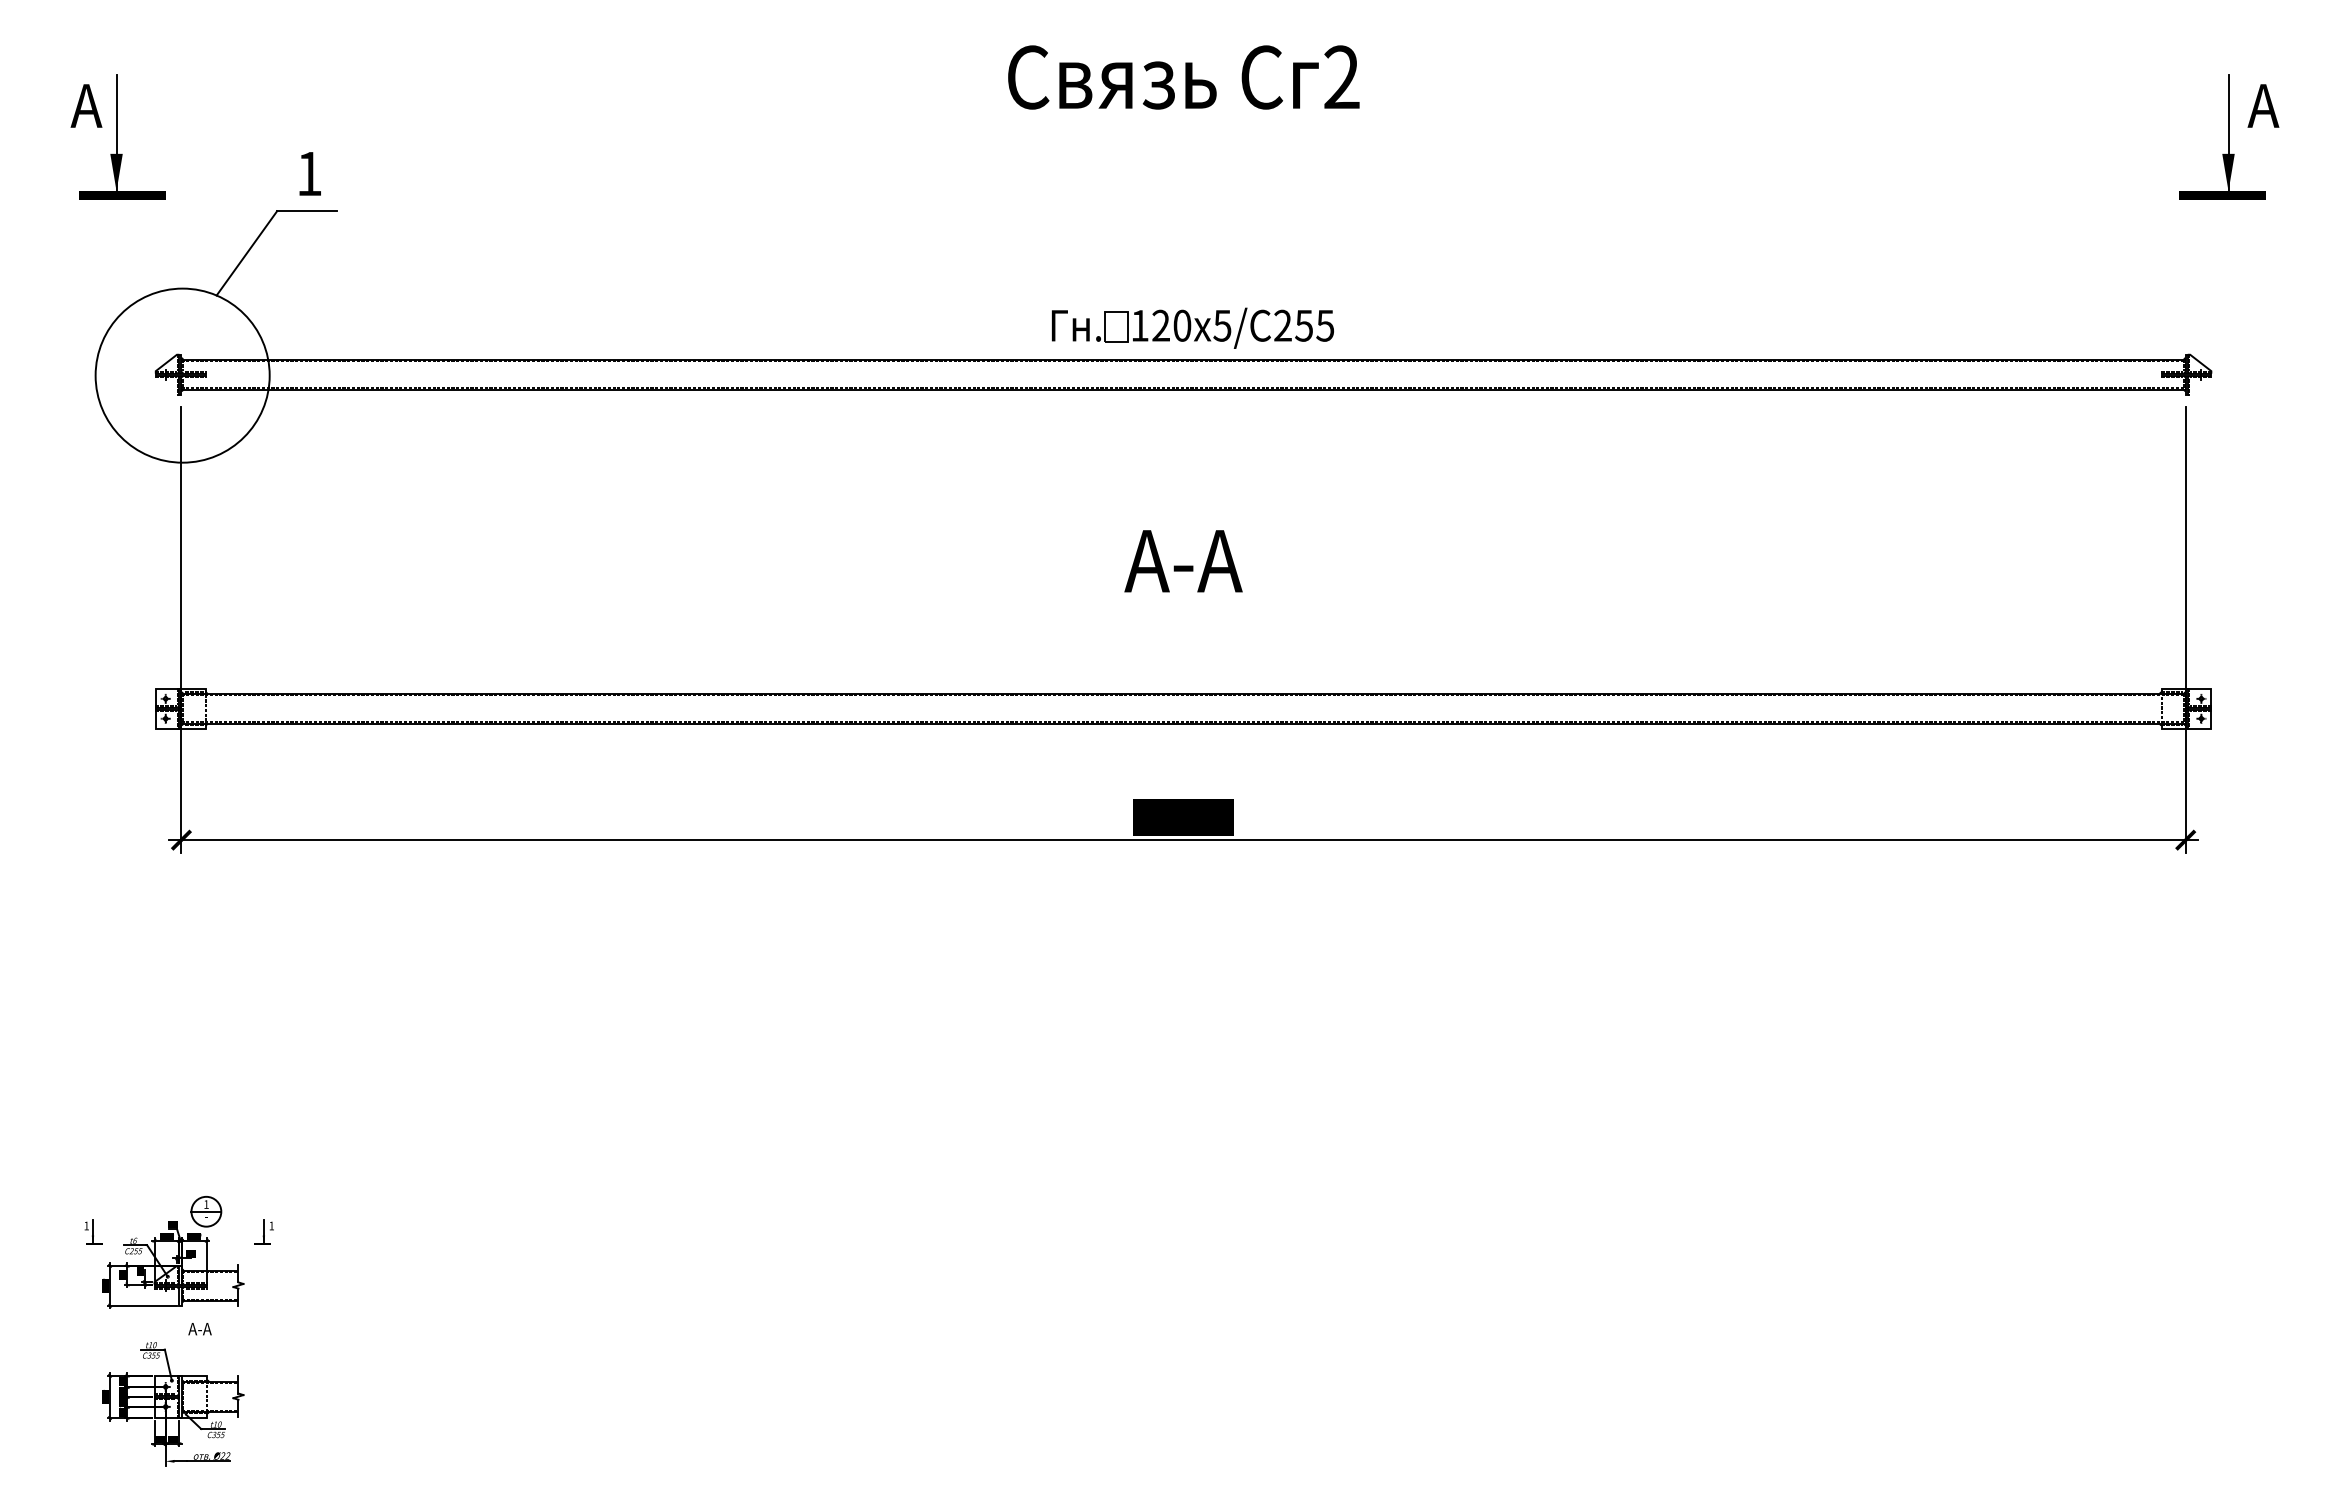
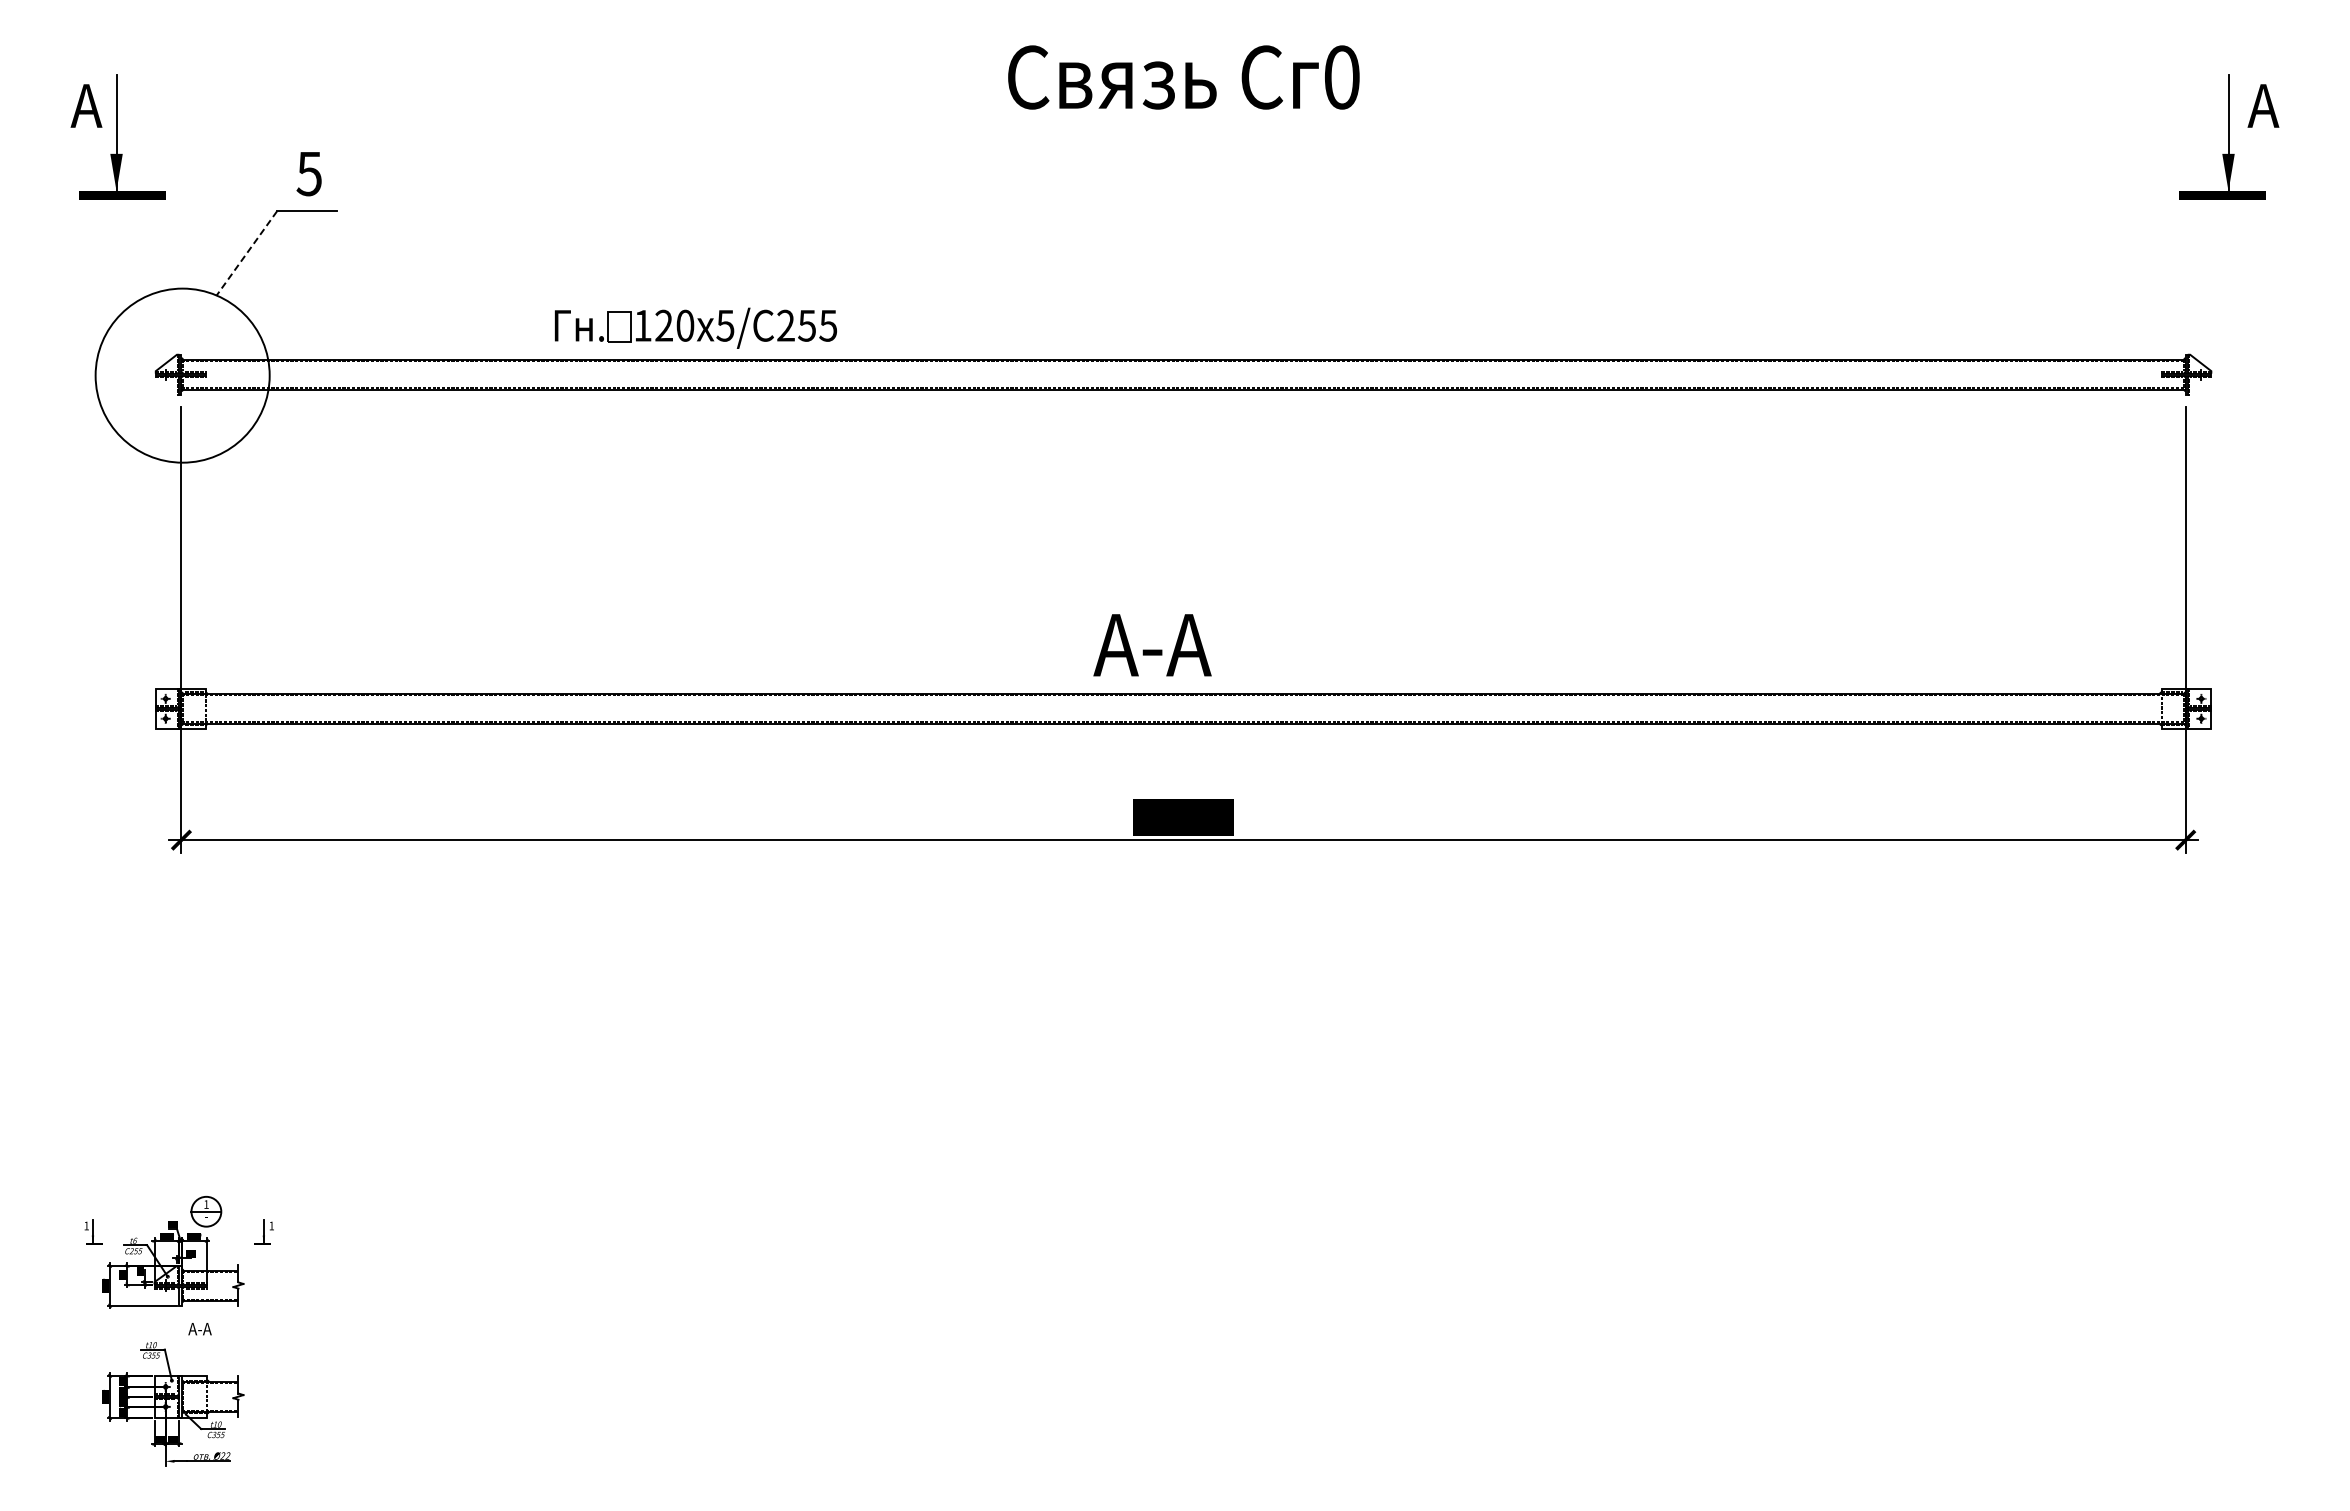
text: 2 -> 0 (1341, 77)
text: 1 -> 5 (308, 174)
line: solid -> dashed (246, 253)
part position: (1192, 327) -> (695, 327) (695, 327)
text position: (1183, 561) -> (1152, 645) (1152, 645)
